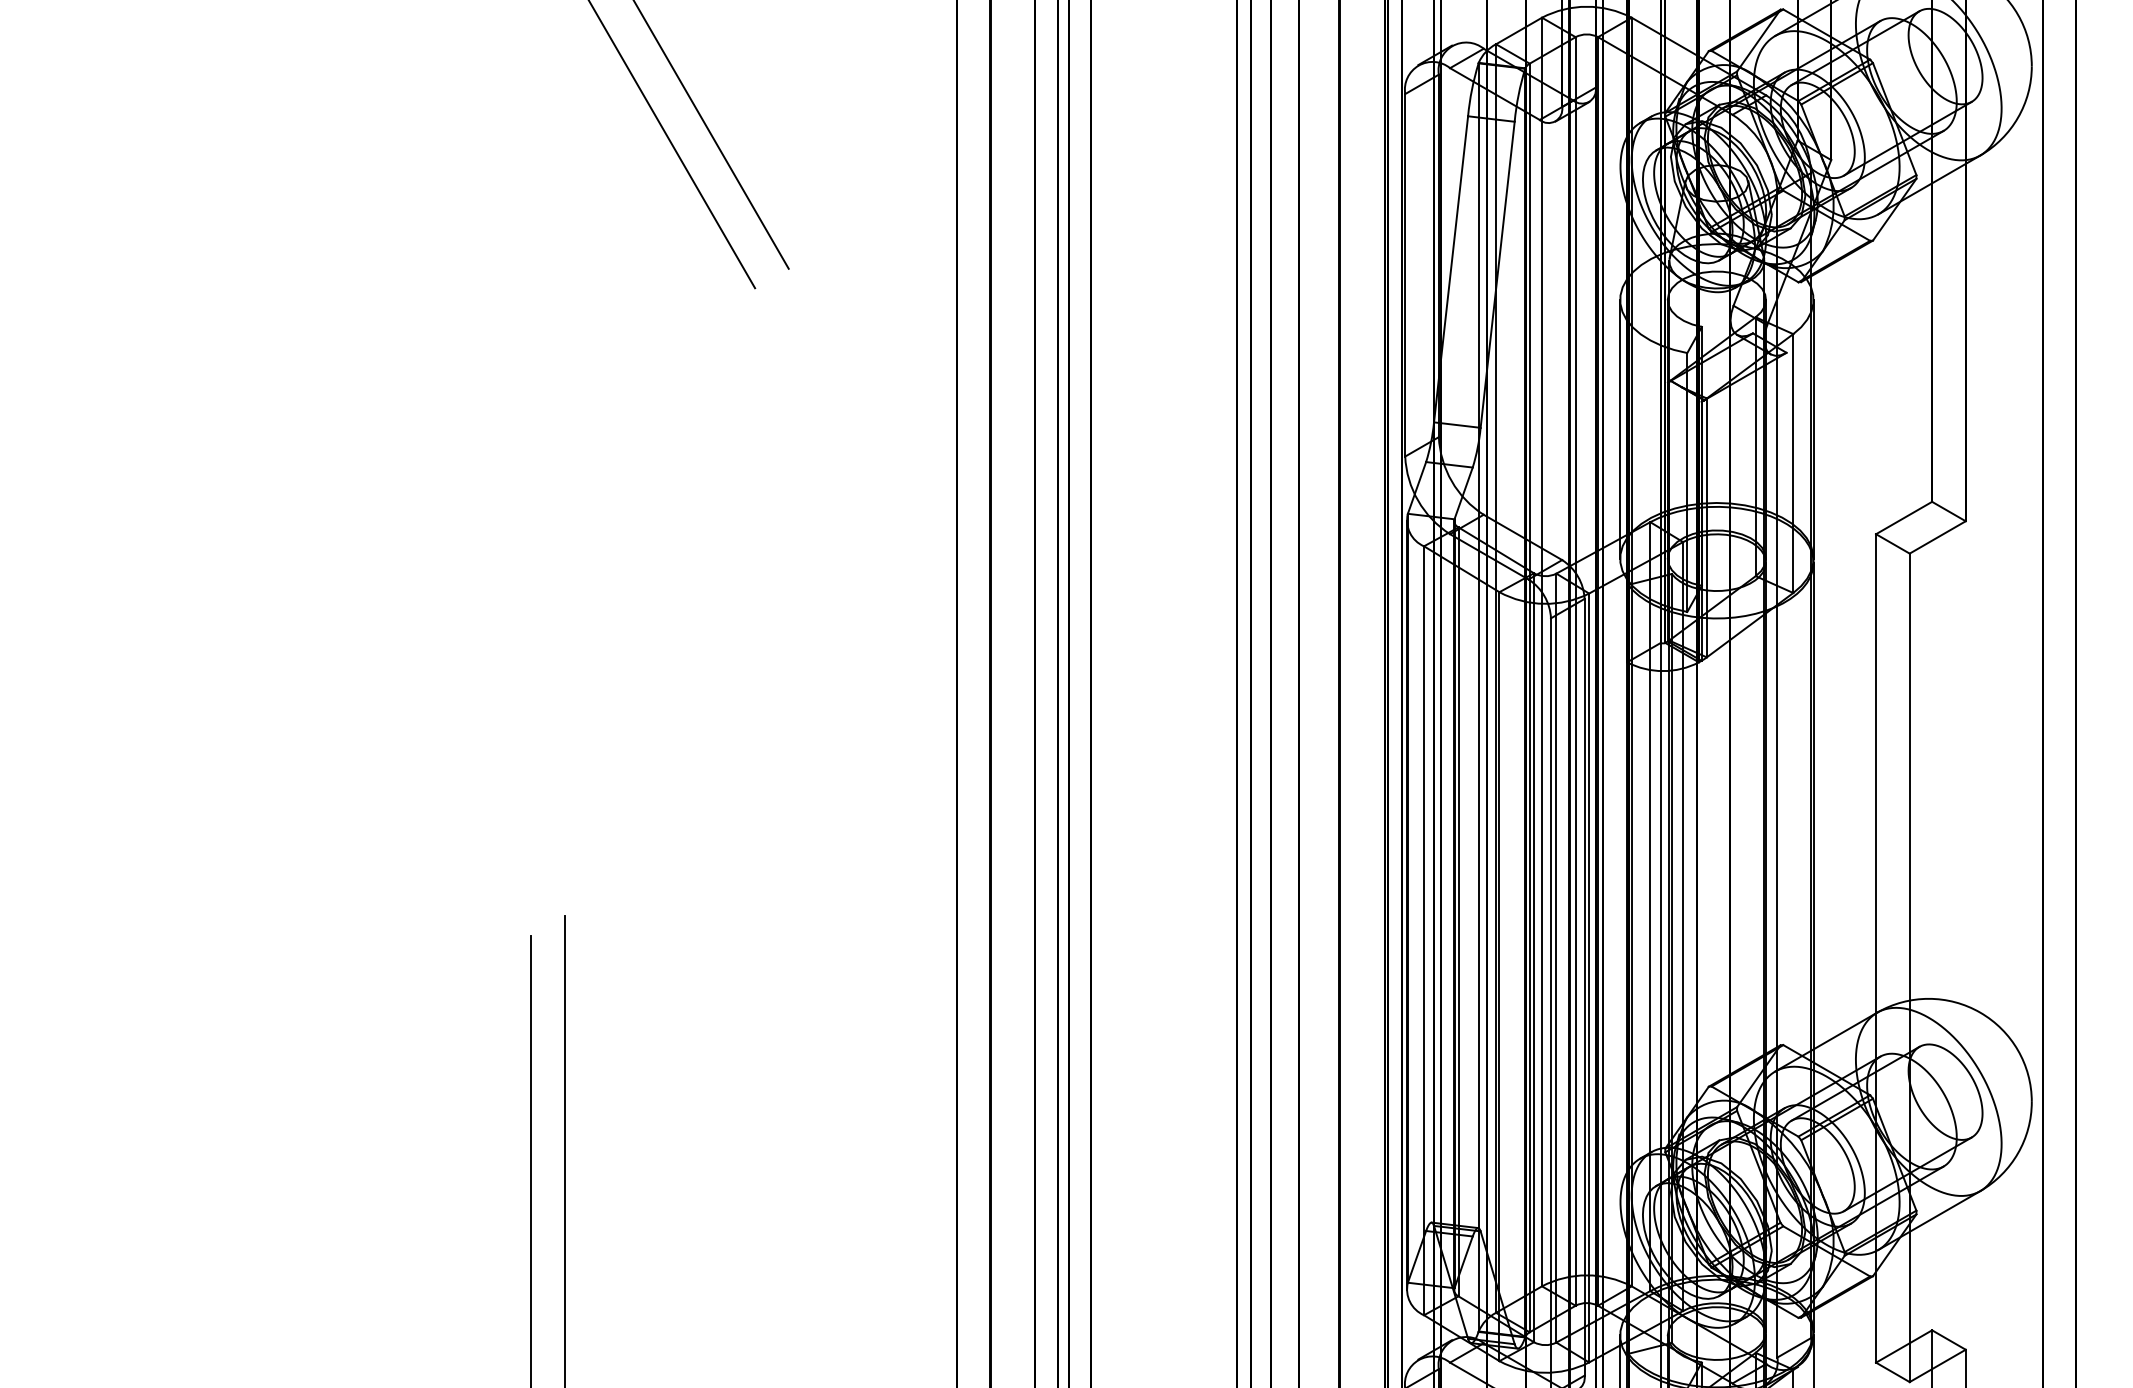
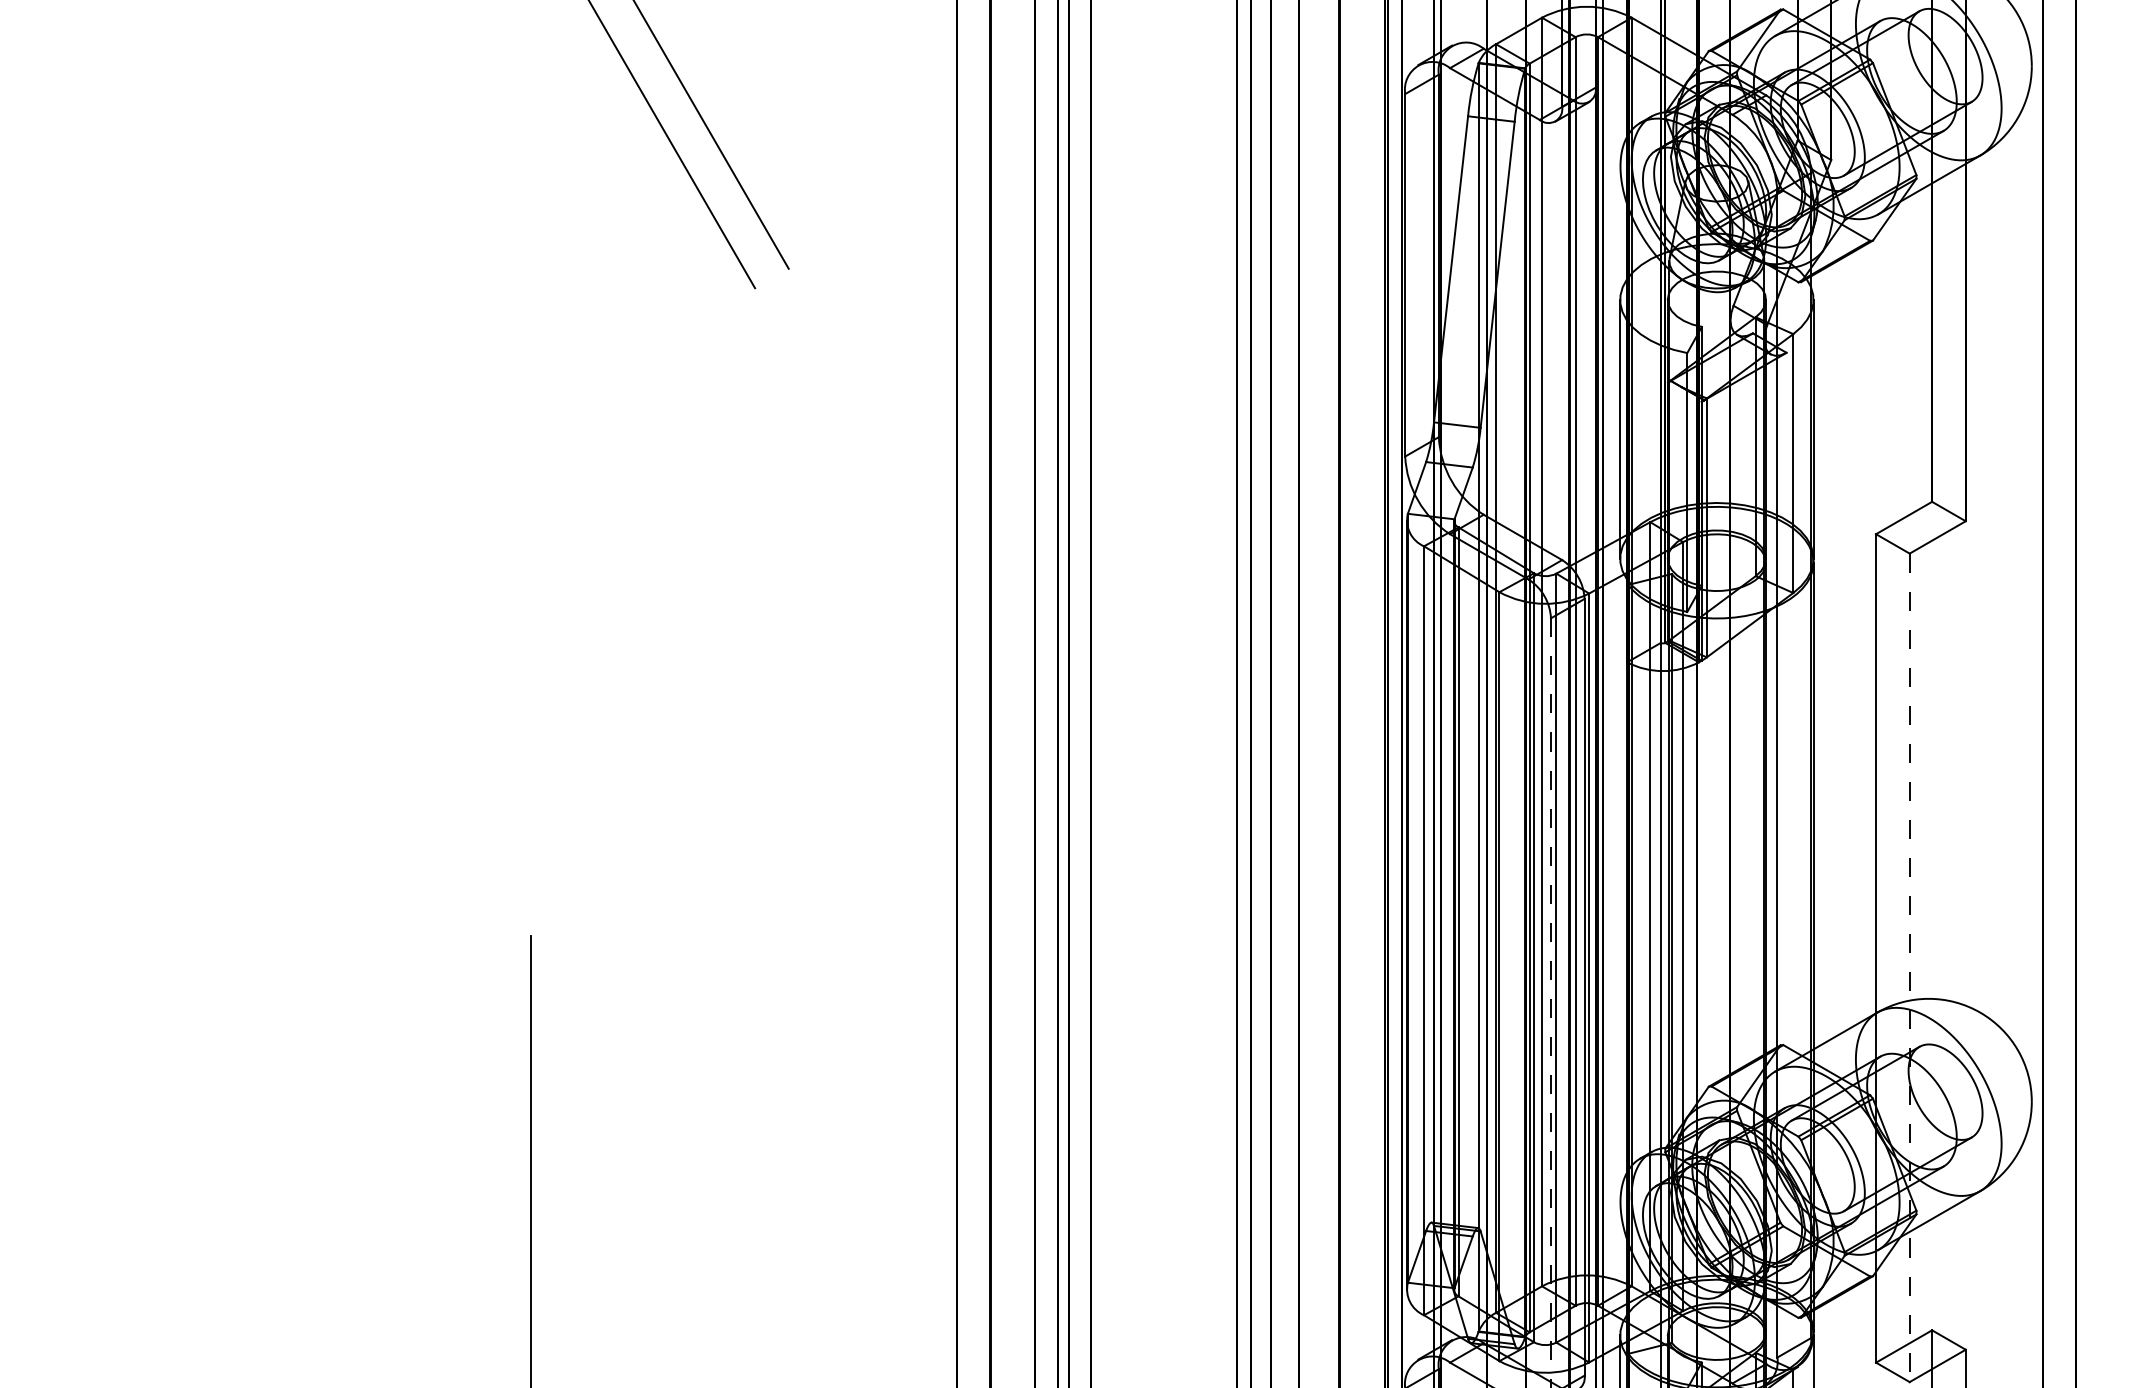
line: solid -> dashed (1909, 968)
line: solid -> dashed (1550, 1003)
line: present -> none (564, 1150)
